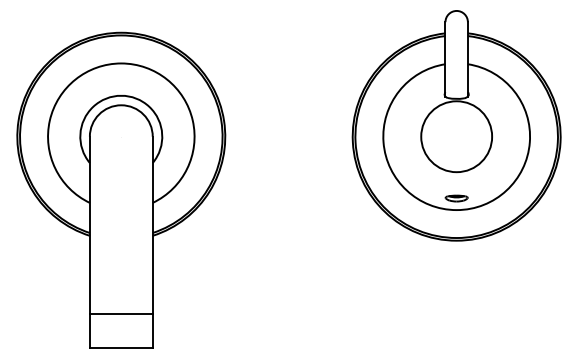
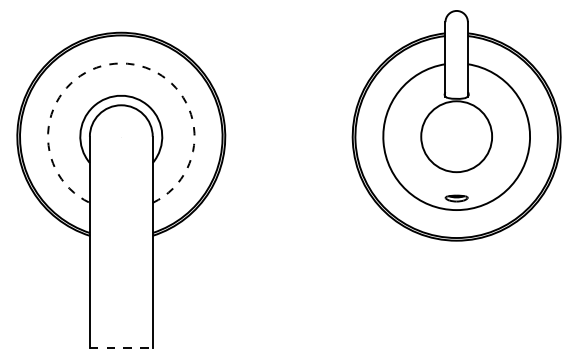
arc: solid -> dashed (121, 63)
line: present -> none (120, 314)
line: solid -> dashed (121, 348)
